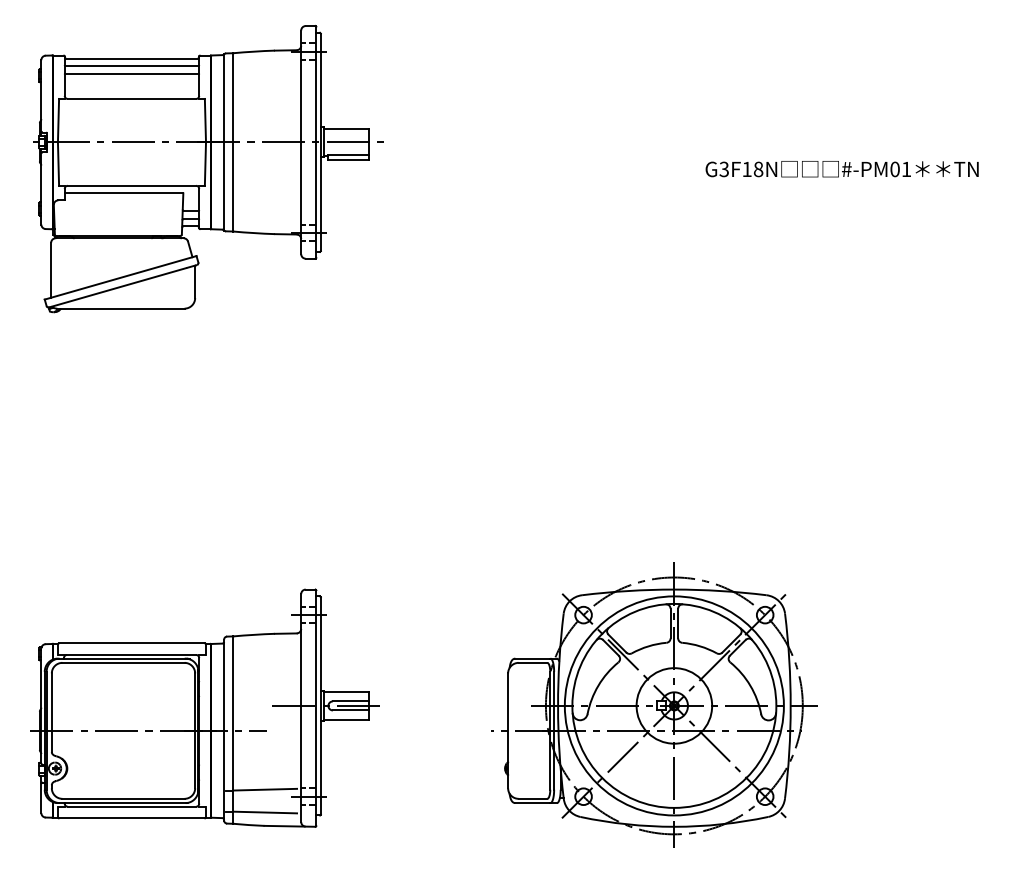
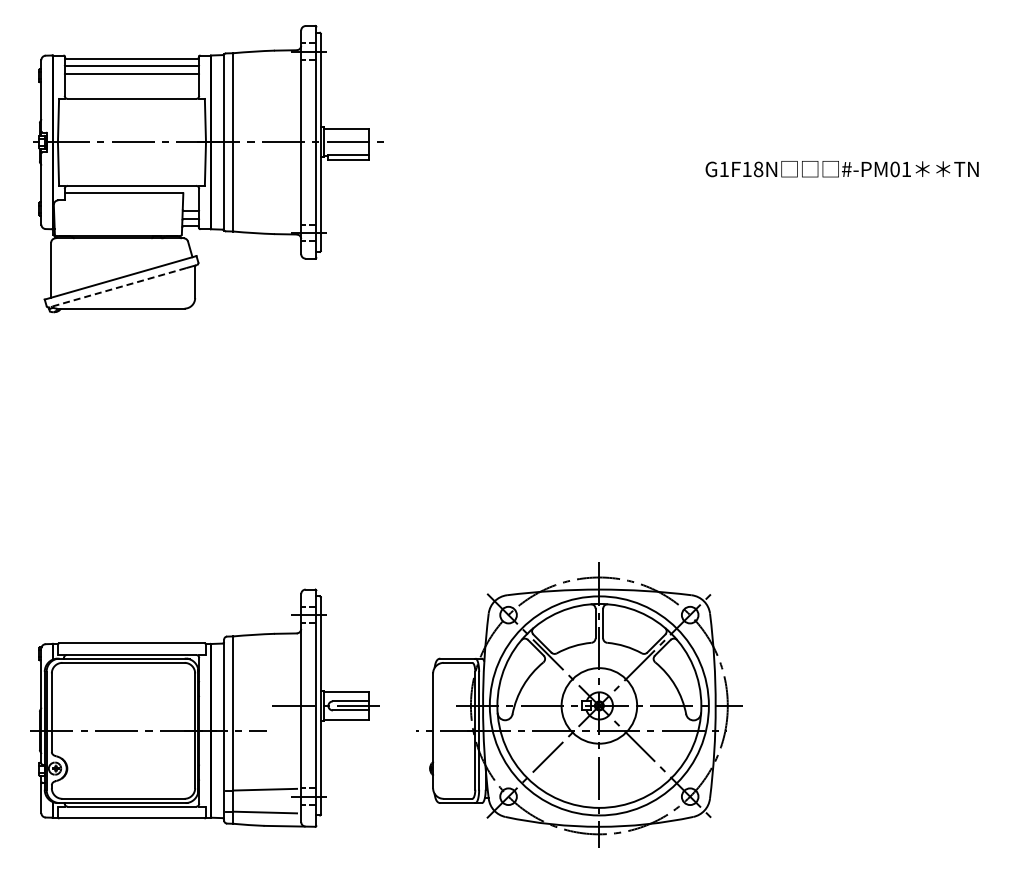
text: G3F18N -> G1F18N (723, 169)
line: solid -> dashed (117, 287)
part position: (654, 704) -> (579, 704) (579, 704)
